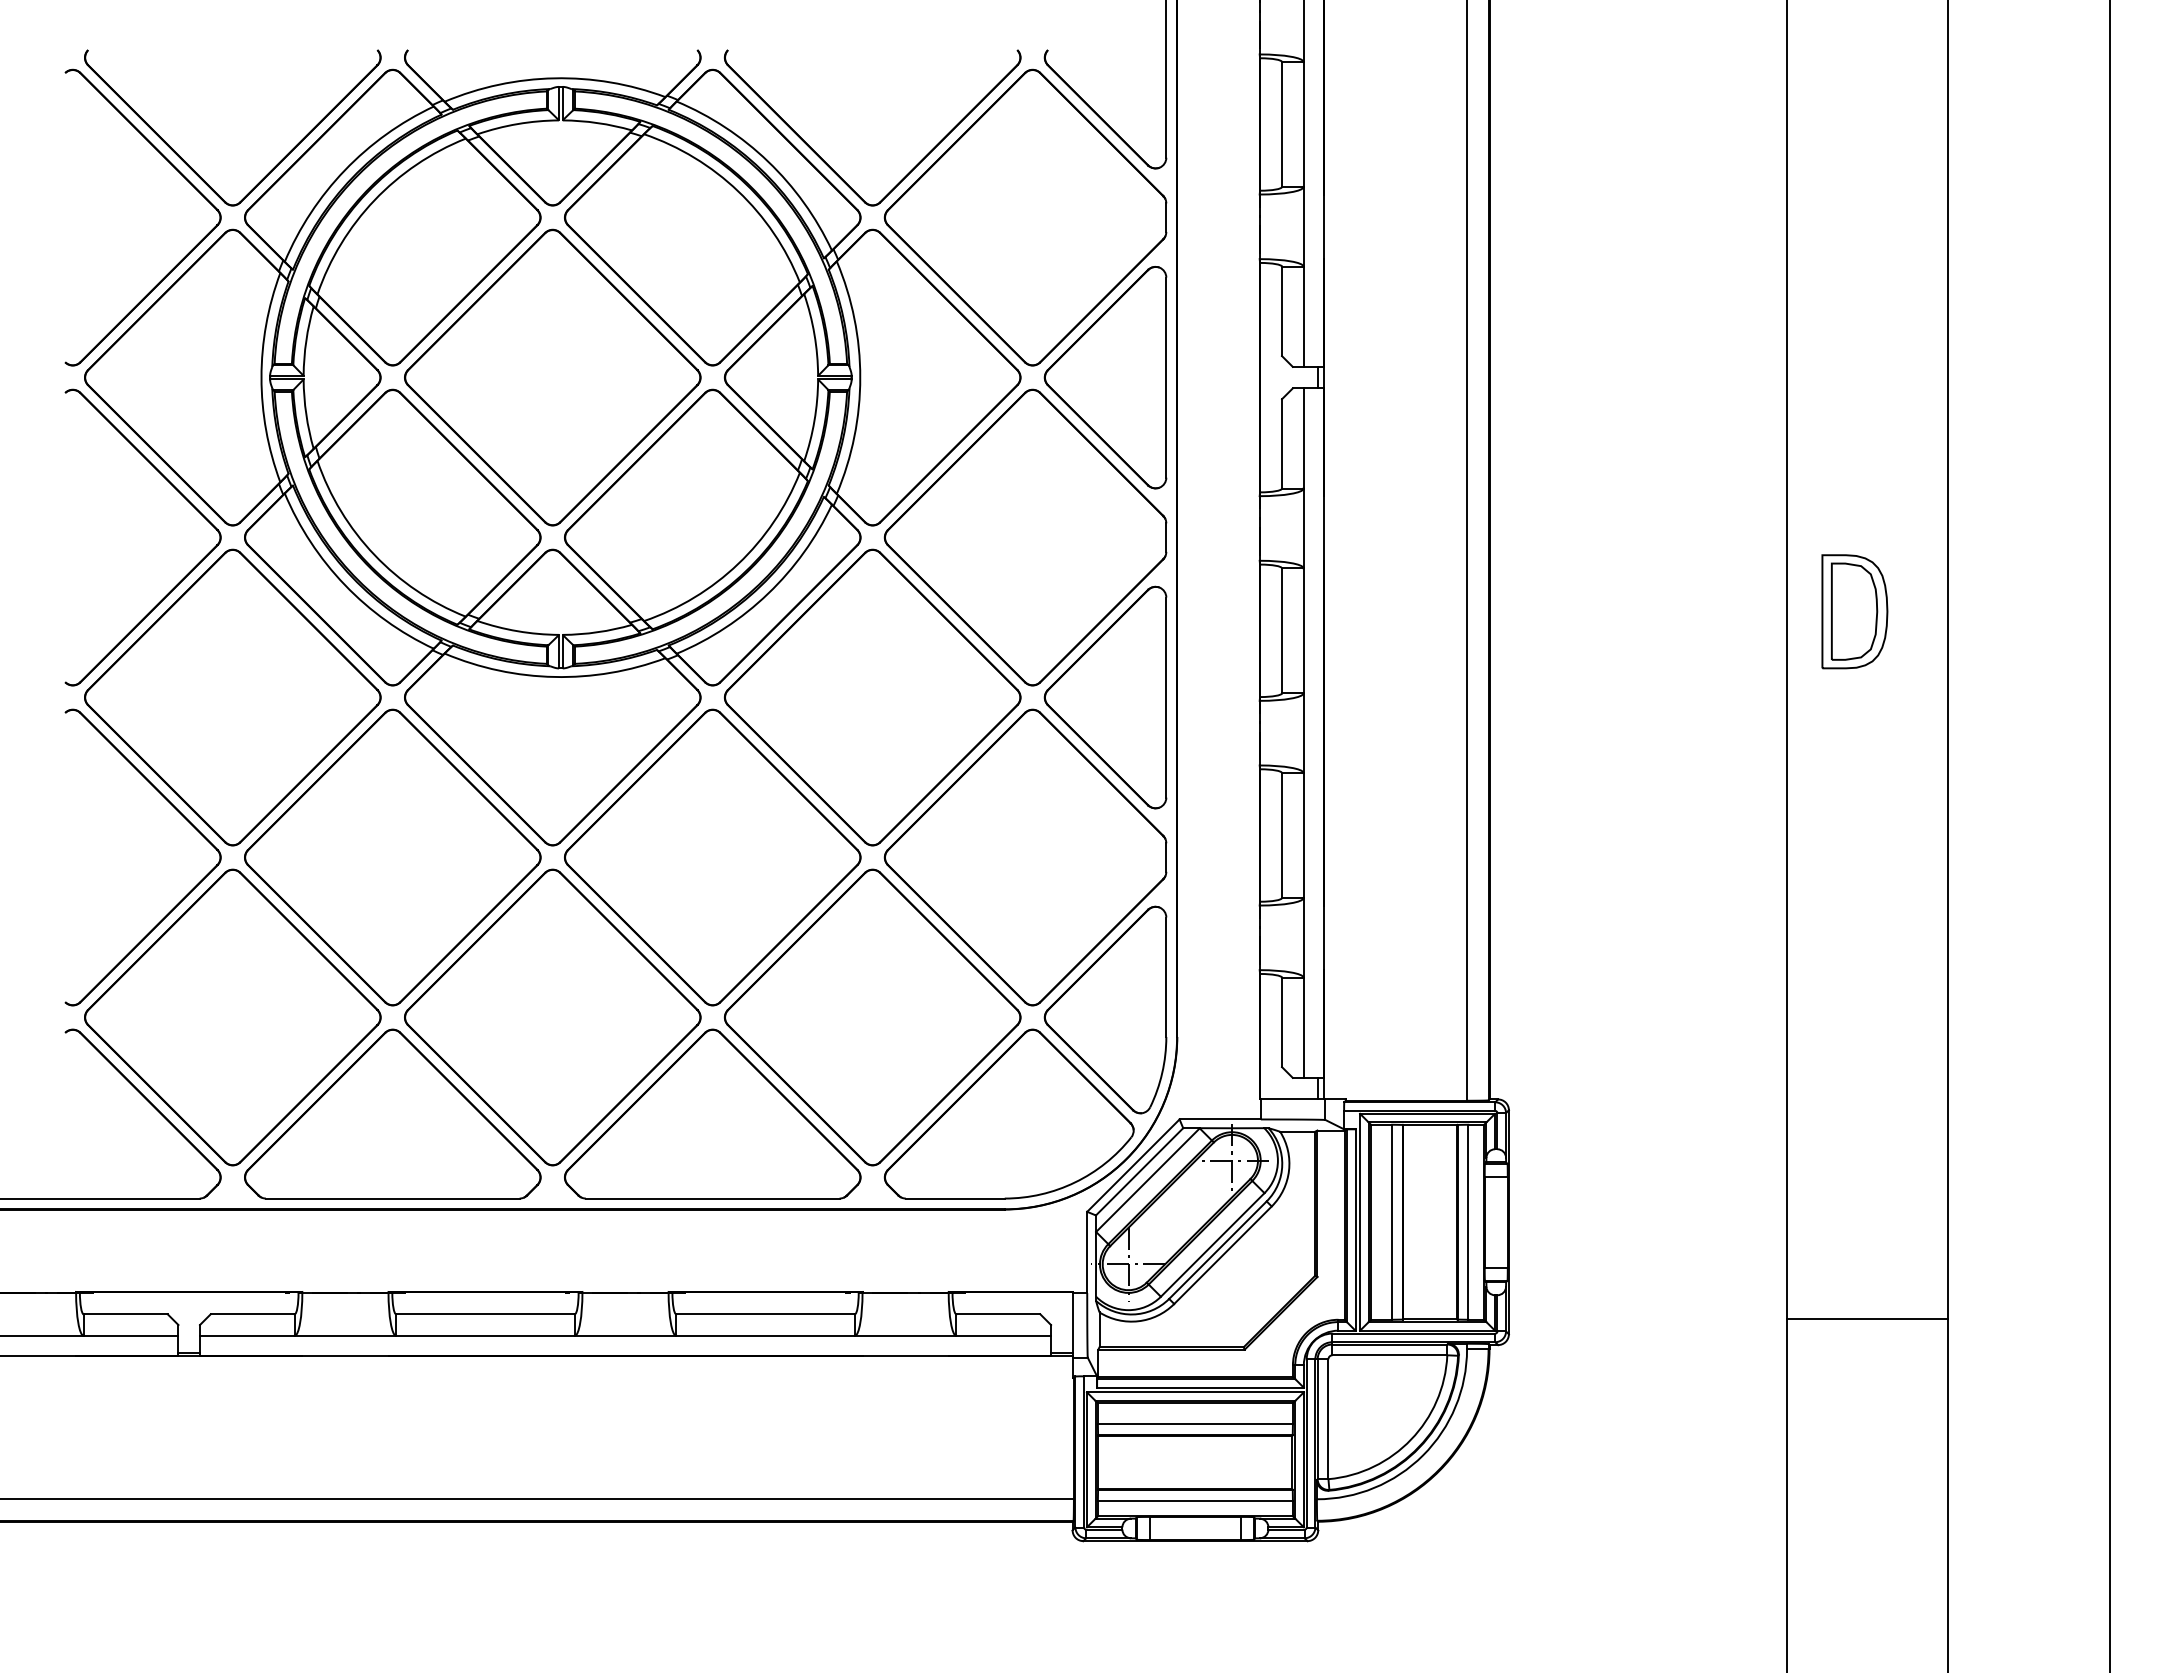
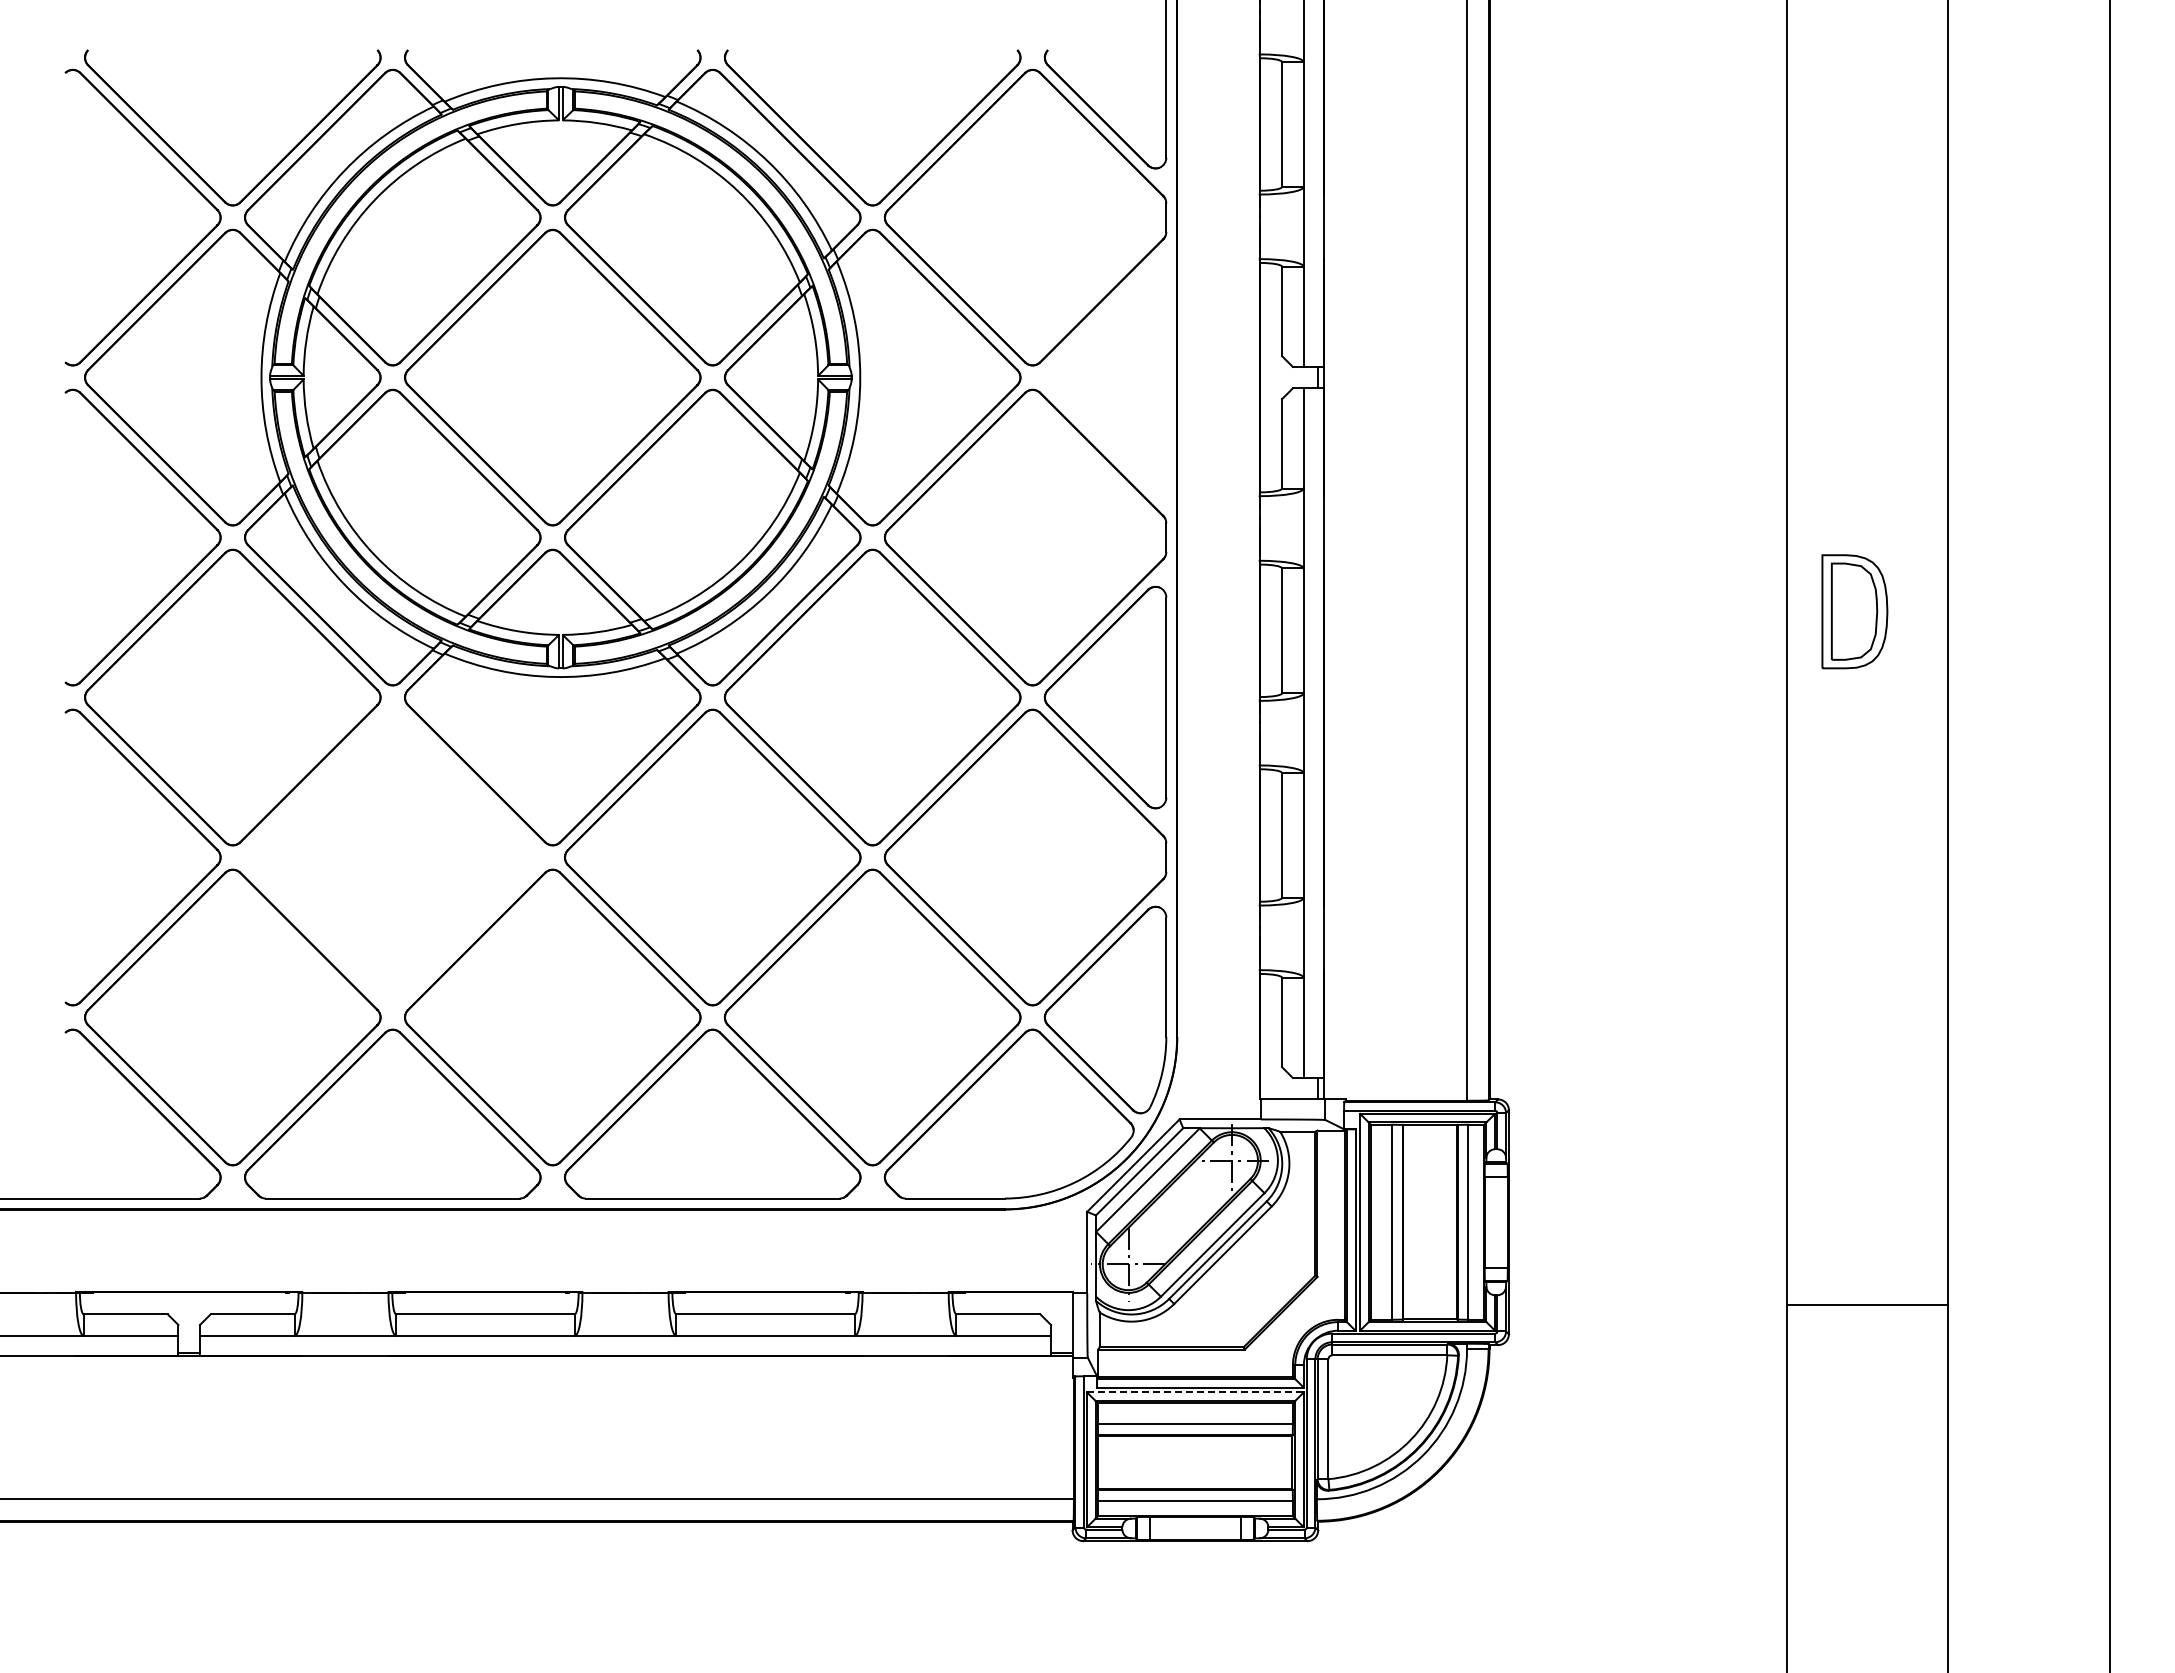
part: present -> none (1105, 377)
part: present -> none (392, 857)
line position: (1867, 1319) -> (1867, 1305) (1867, 1305)
line: solid -> dashed (1195, 1392)
